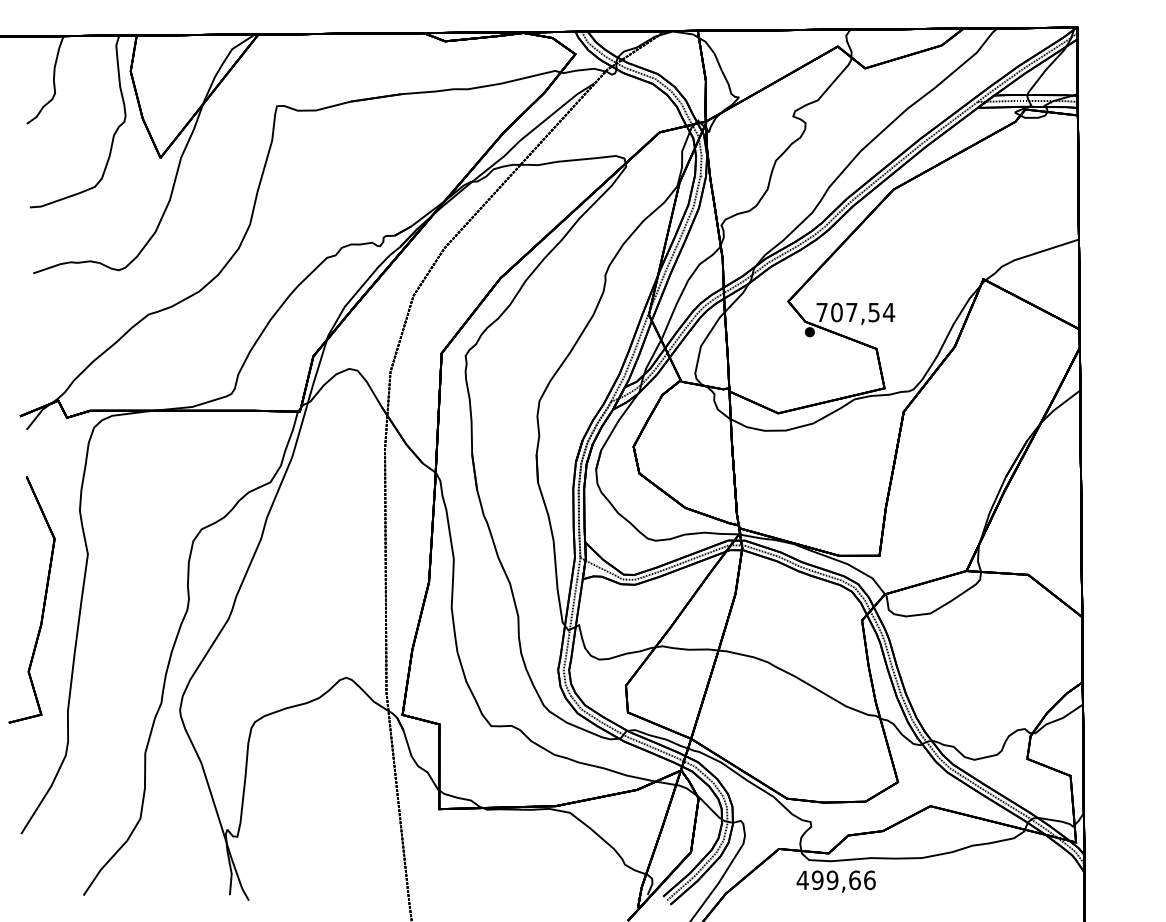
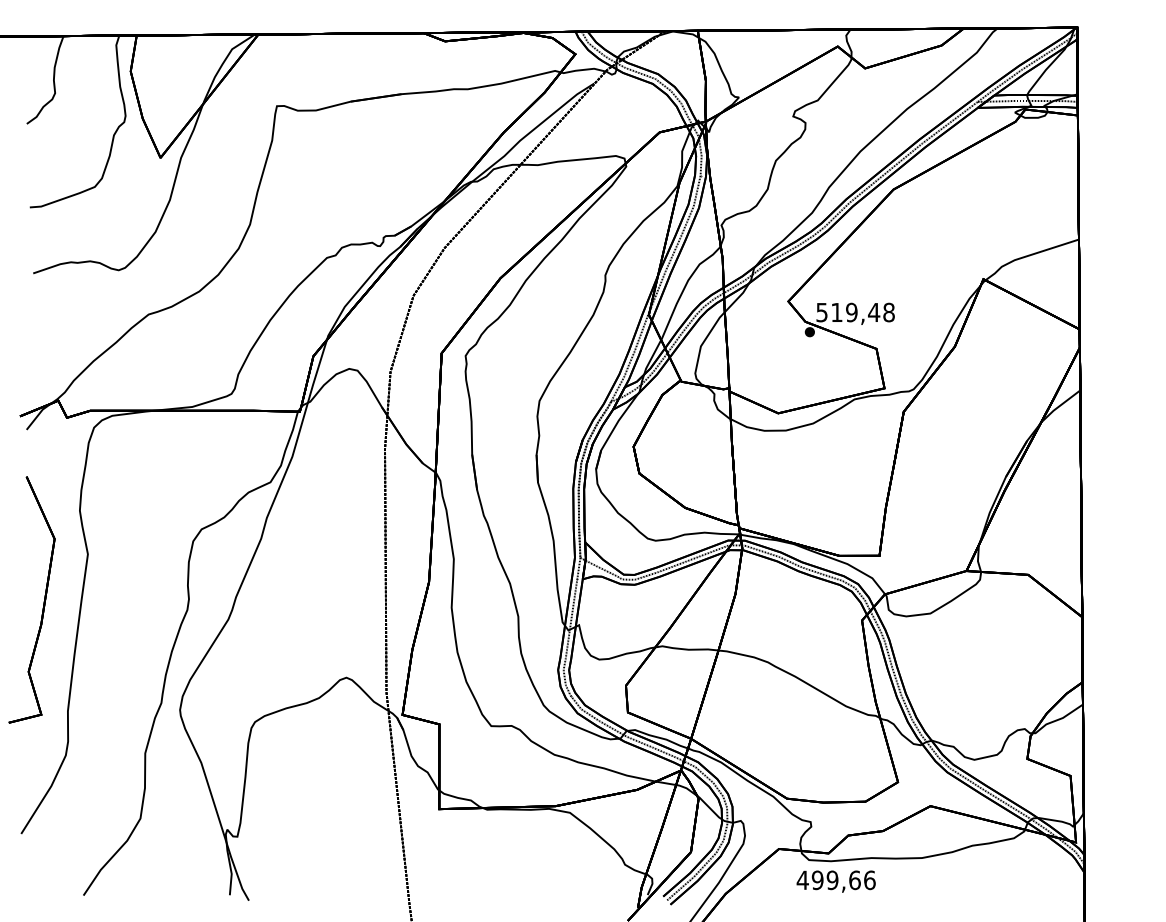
text: 707,54 -> 519,48 (855, 312)
